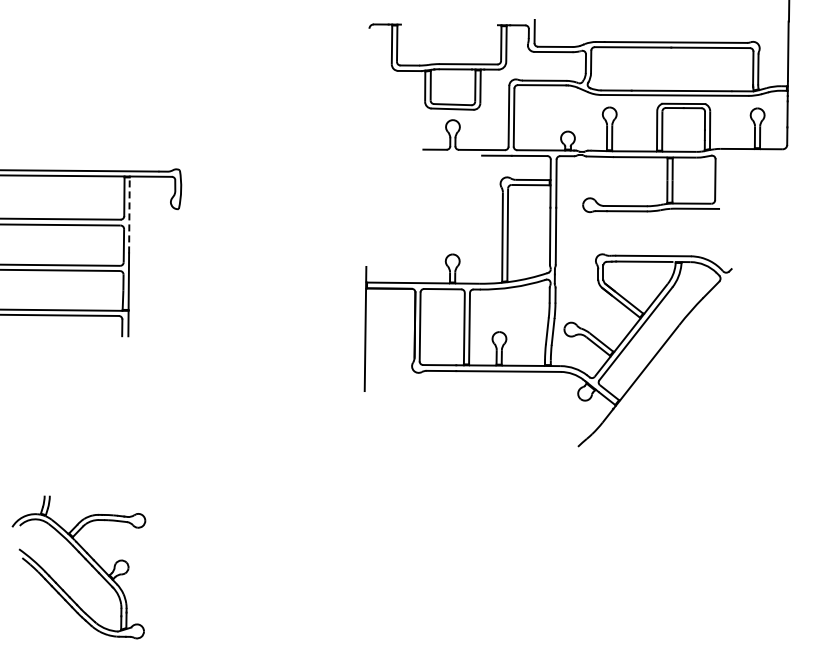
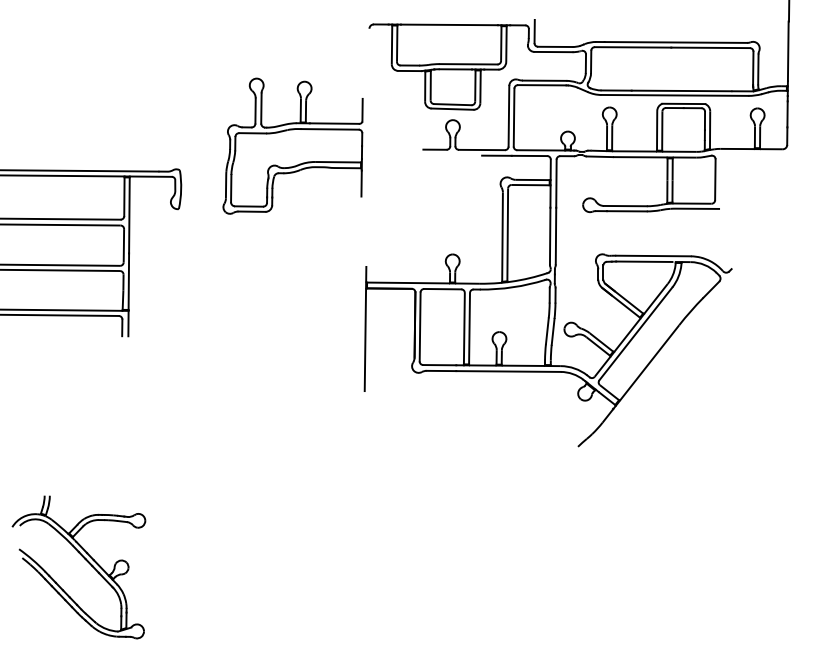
line: none -> present (448, 24)
part: none -> present (292, 145)
line: dashed -> solid (129, 215)
